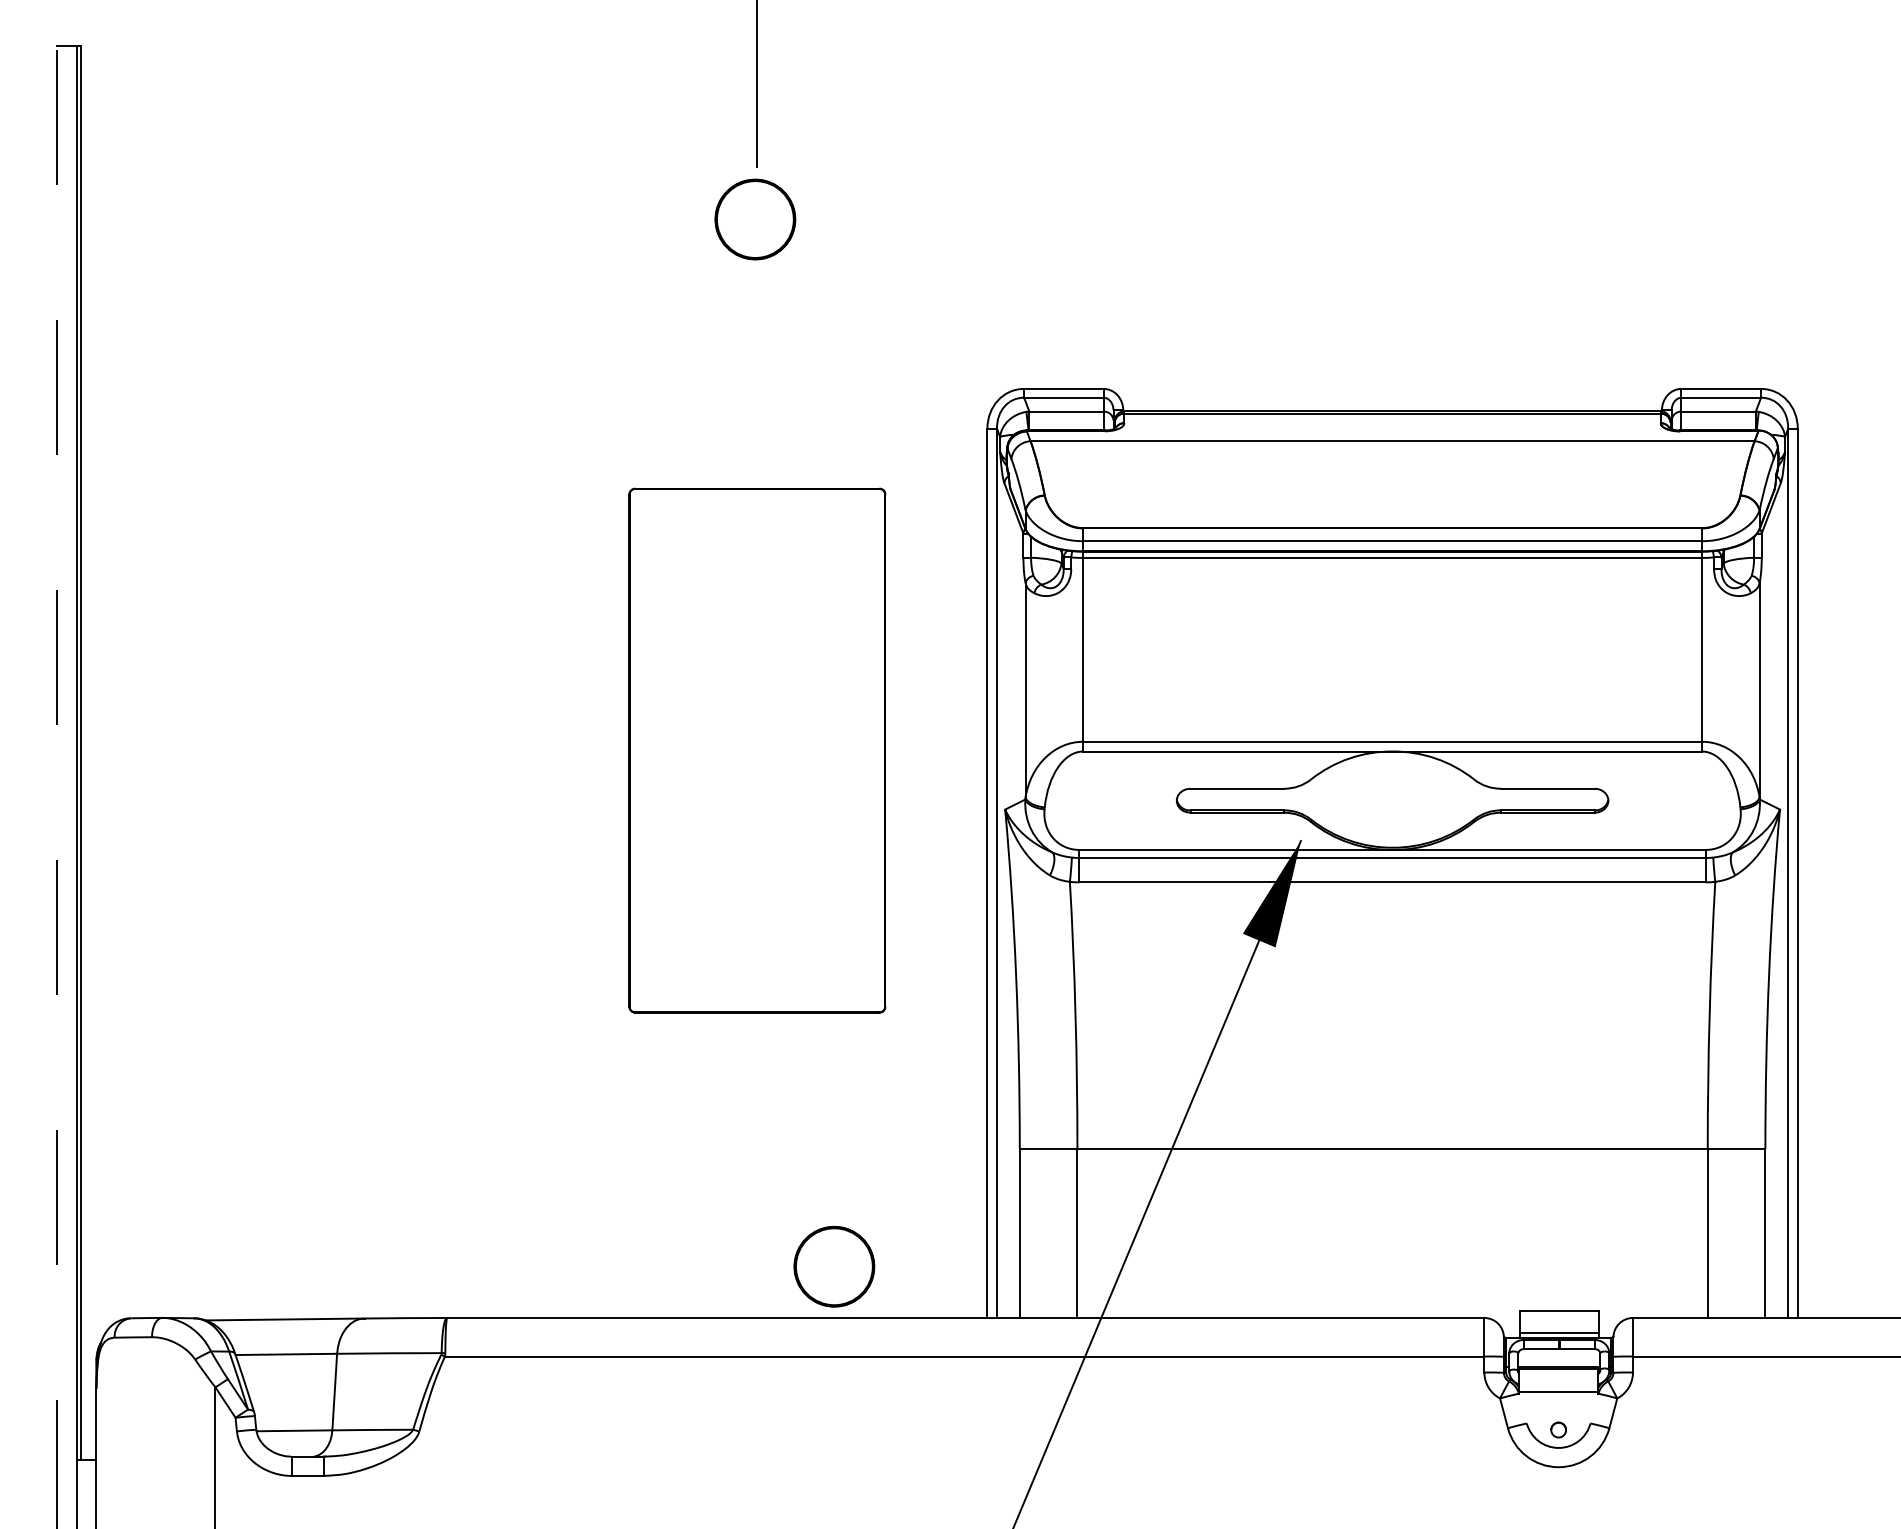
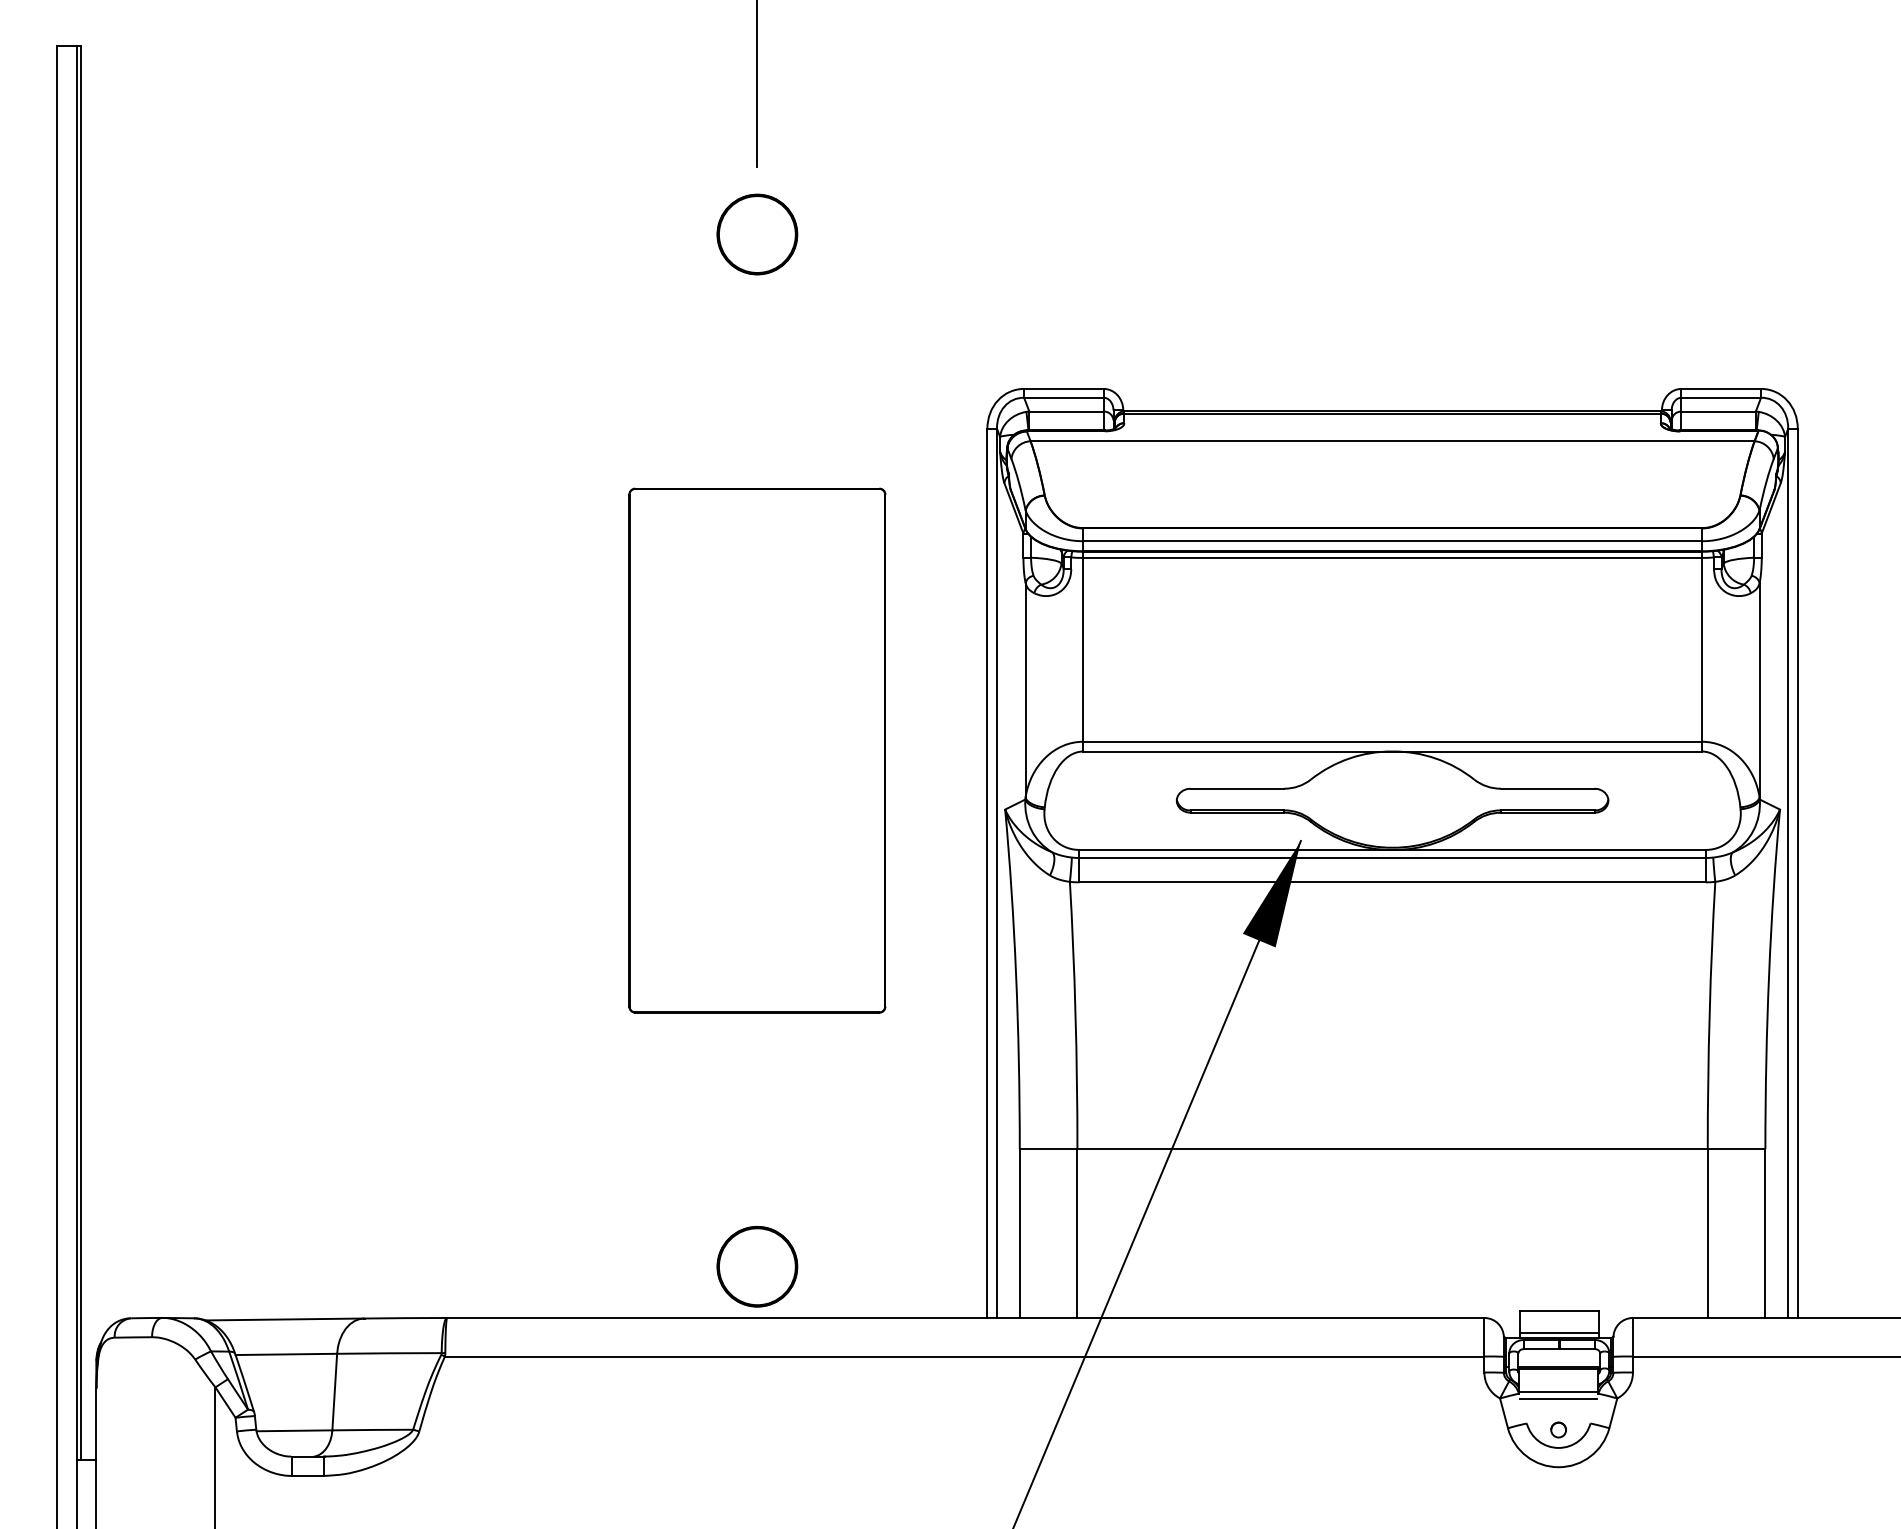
part position: (755, 219) -> (757, 234) (757, 234)
line: dashed -> solid (57, 786)
part position: (834, 1266) -> (757, 1266) (757, 1266)
line: none -> present (1558, 1399)
